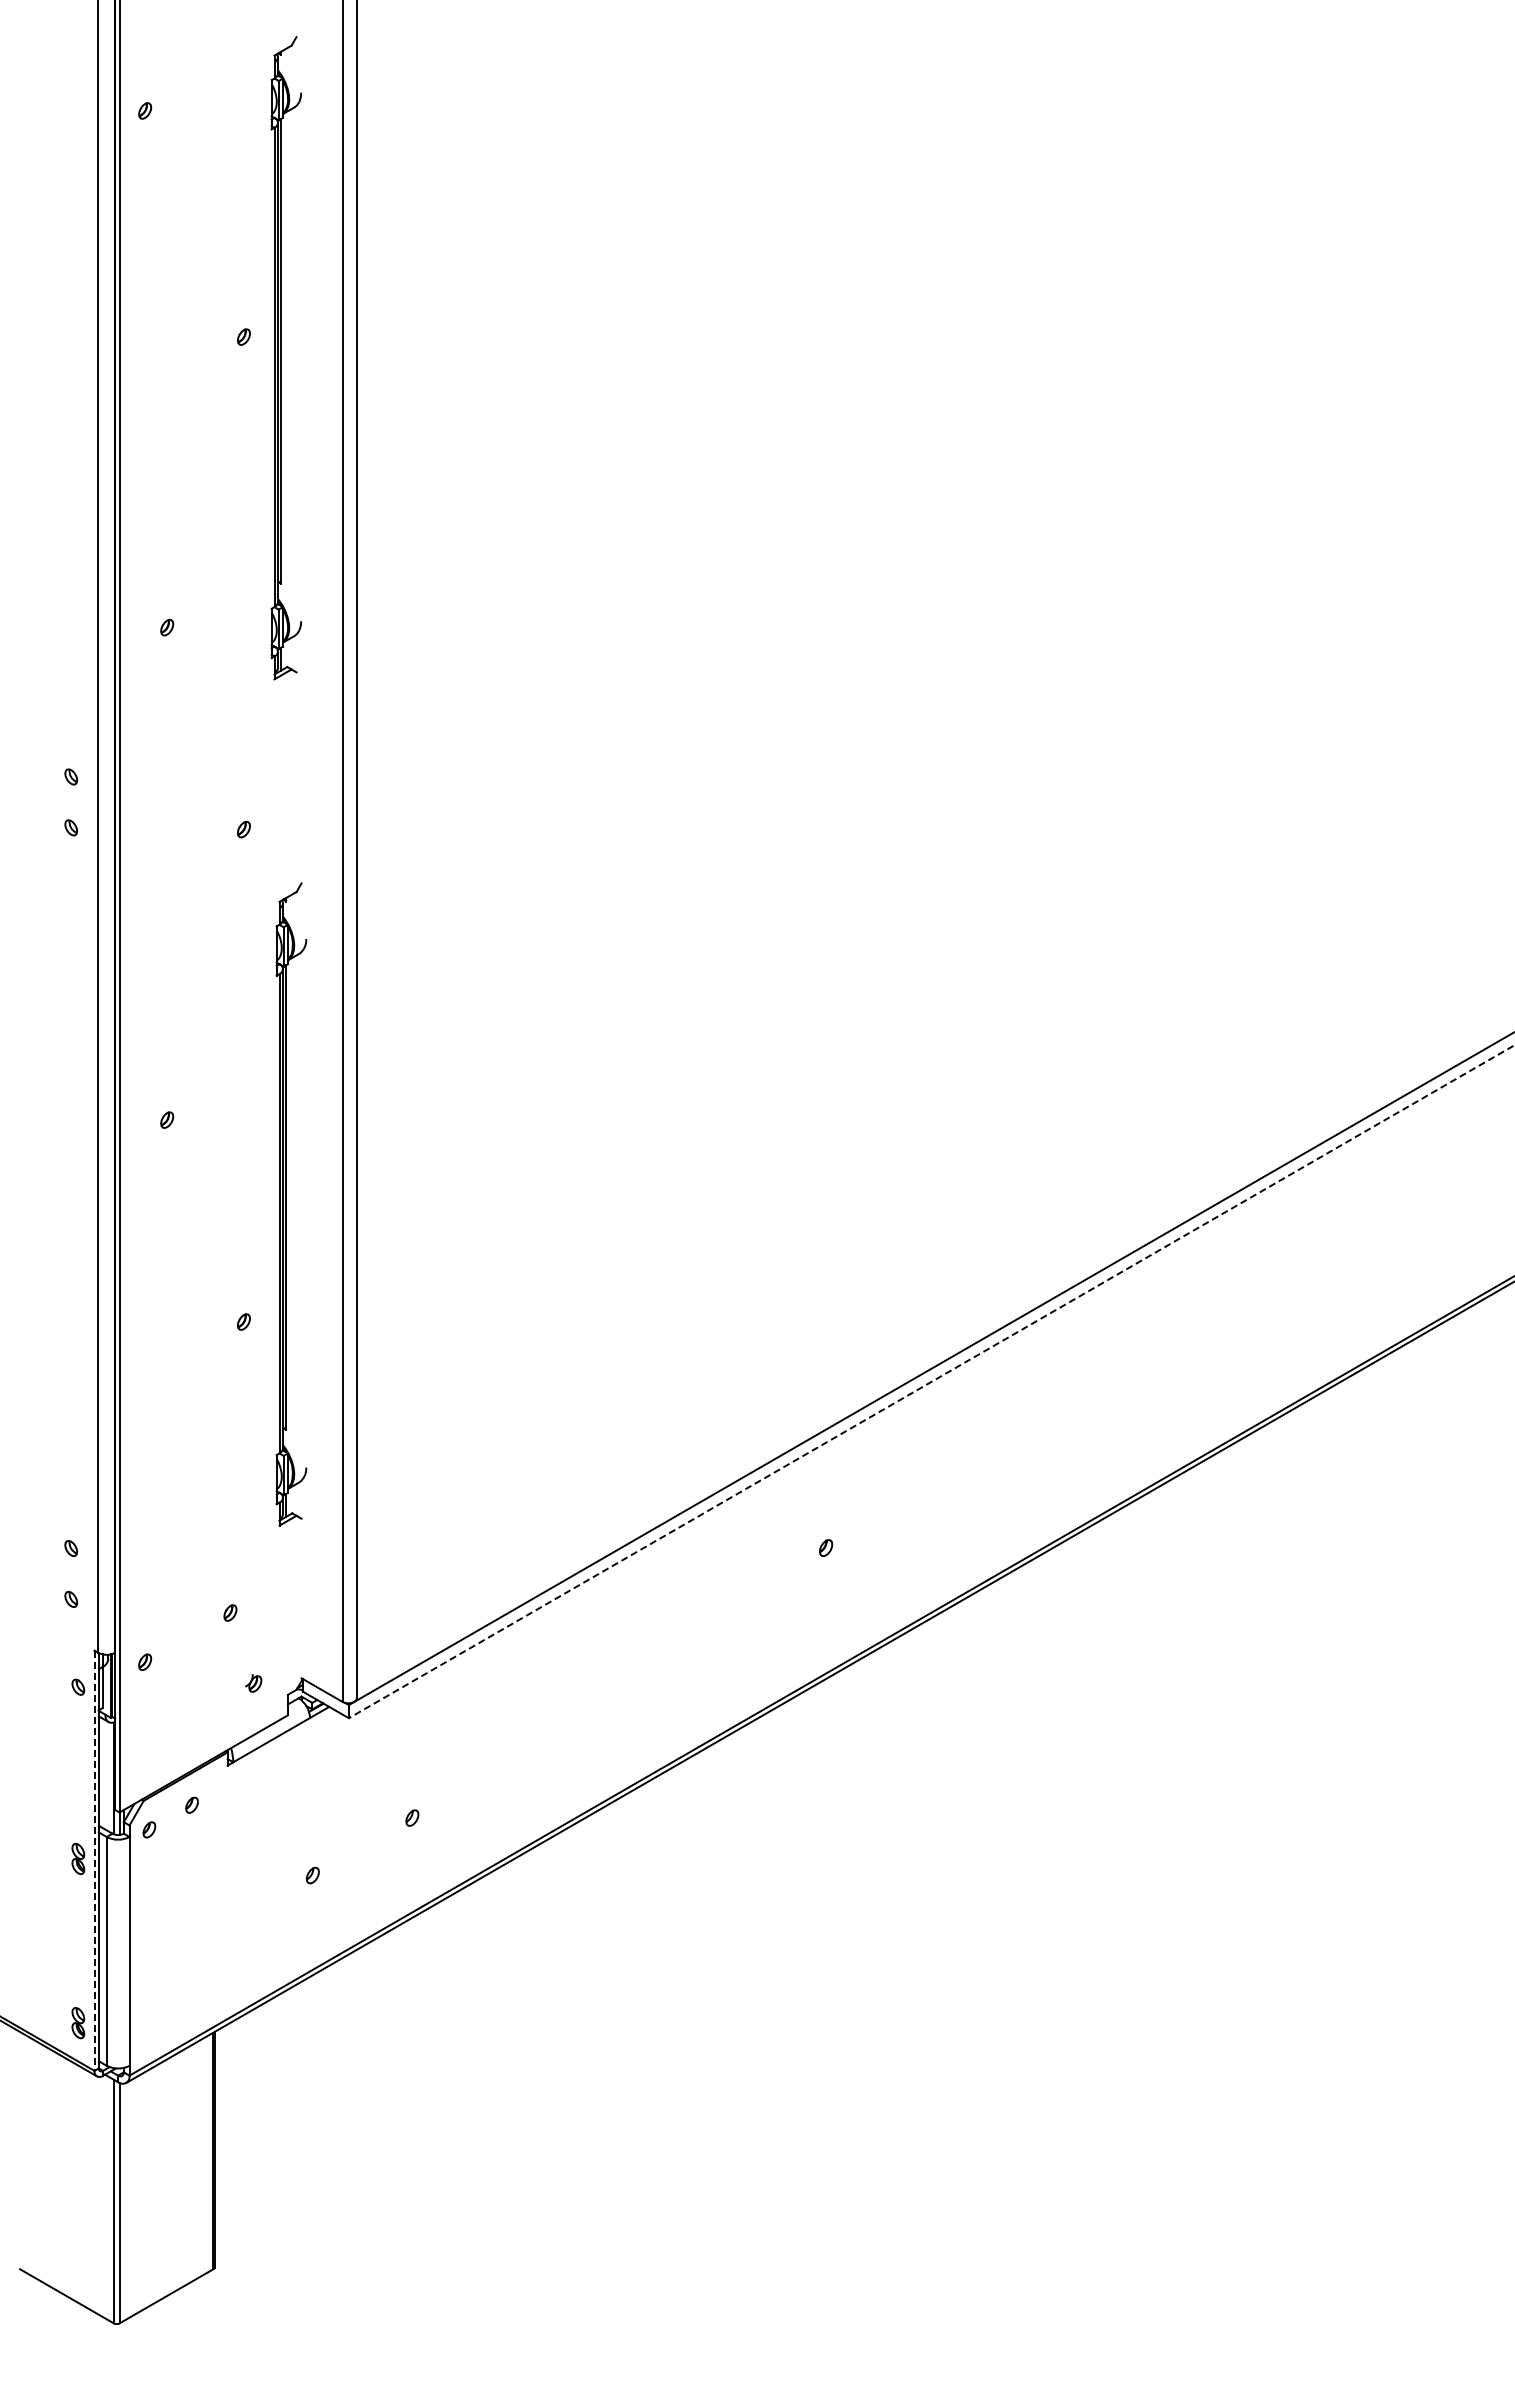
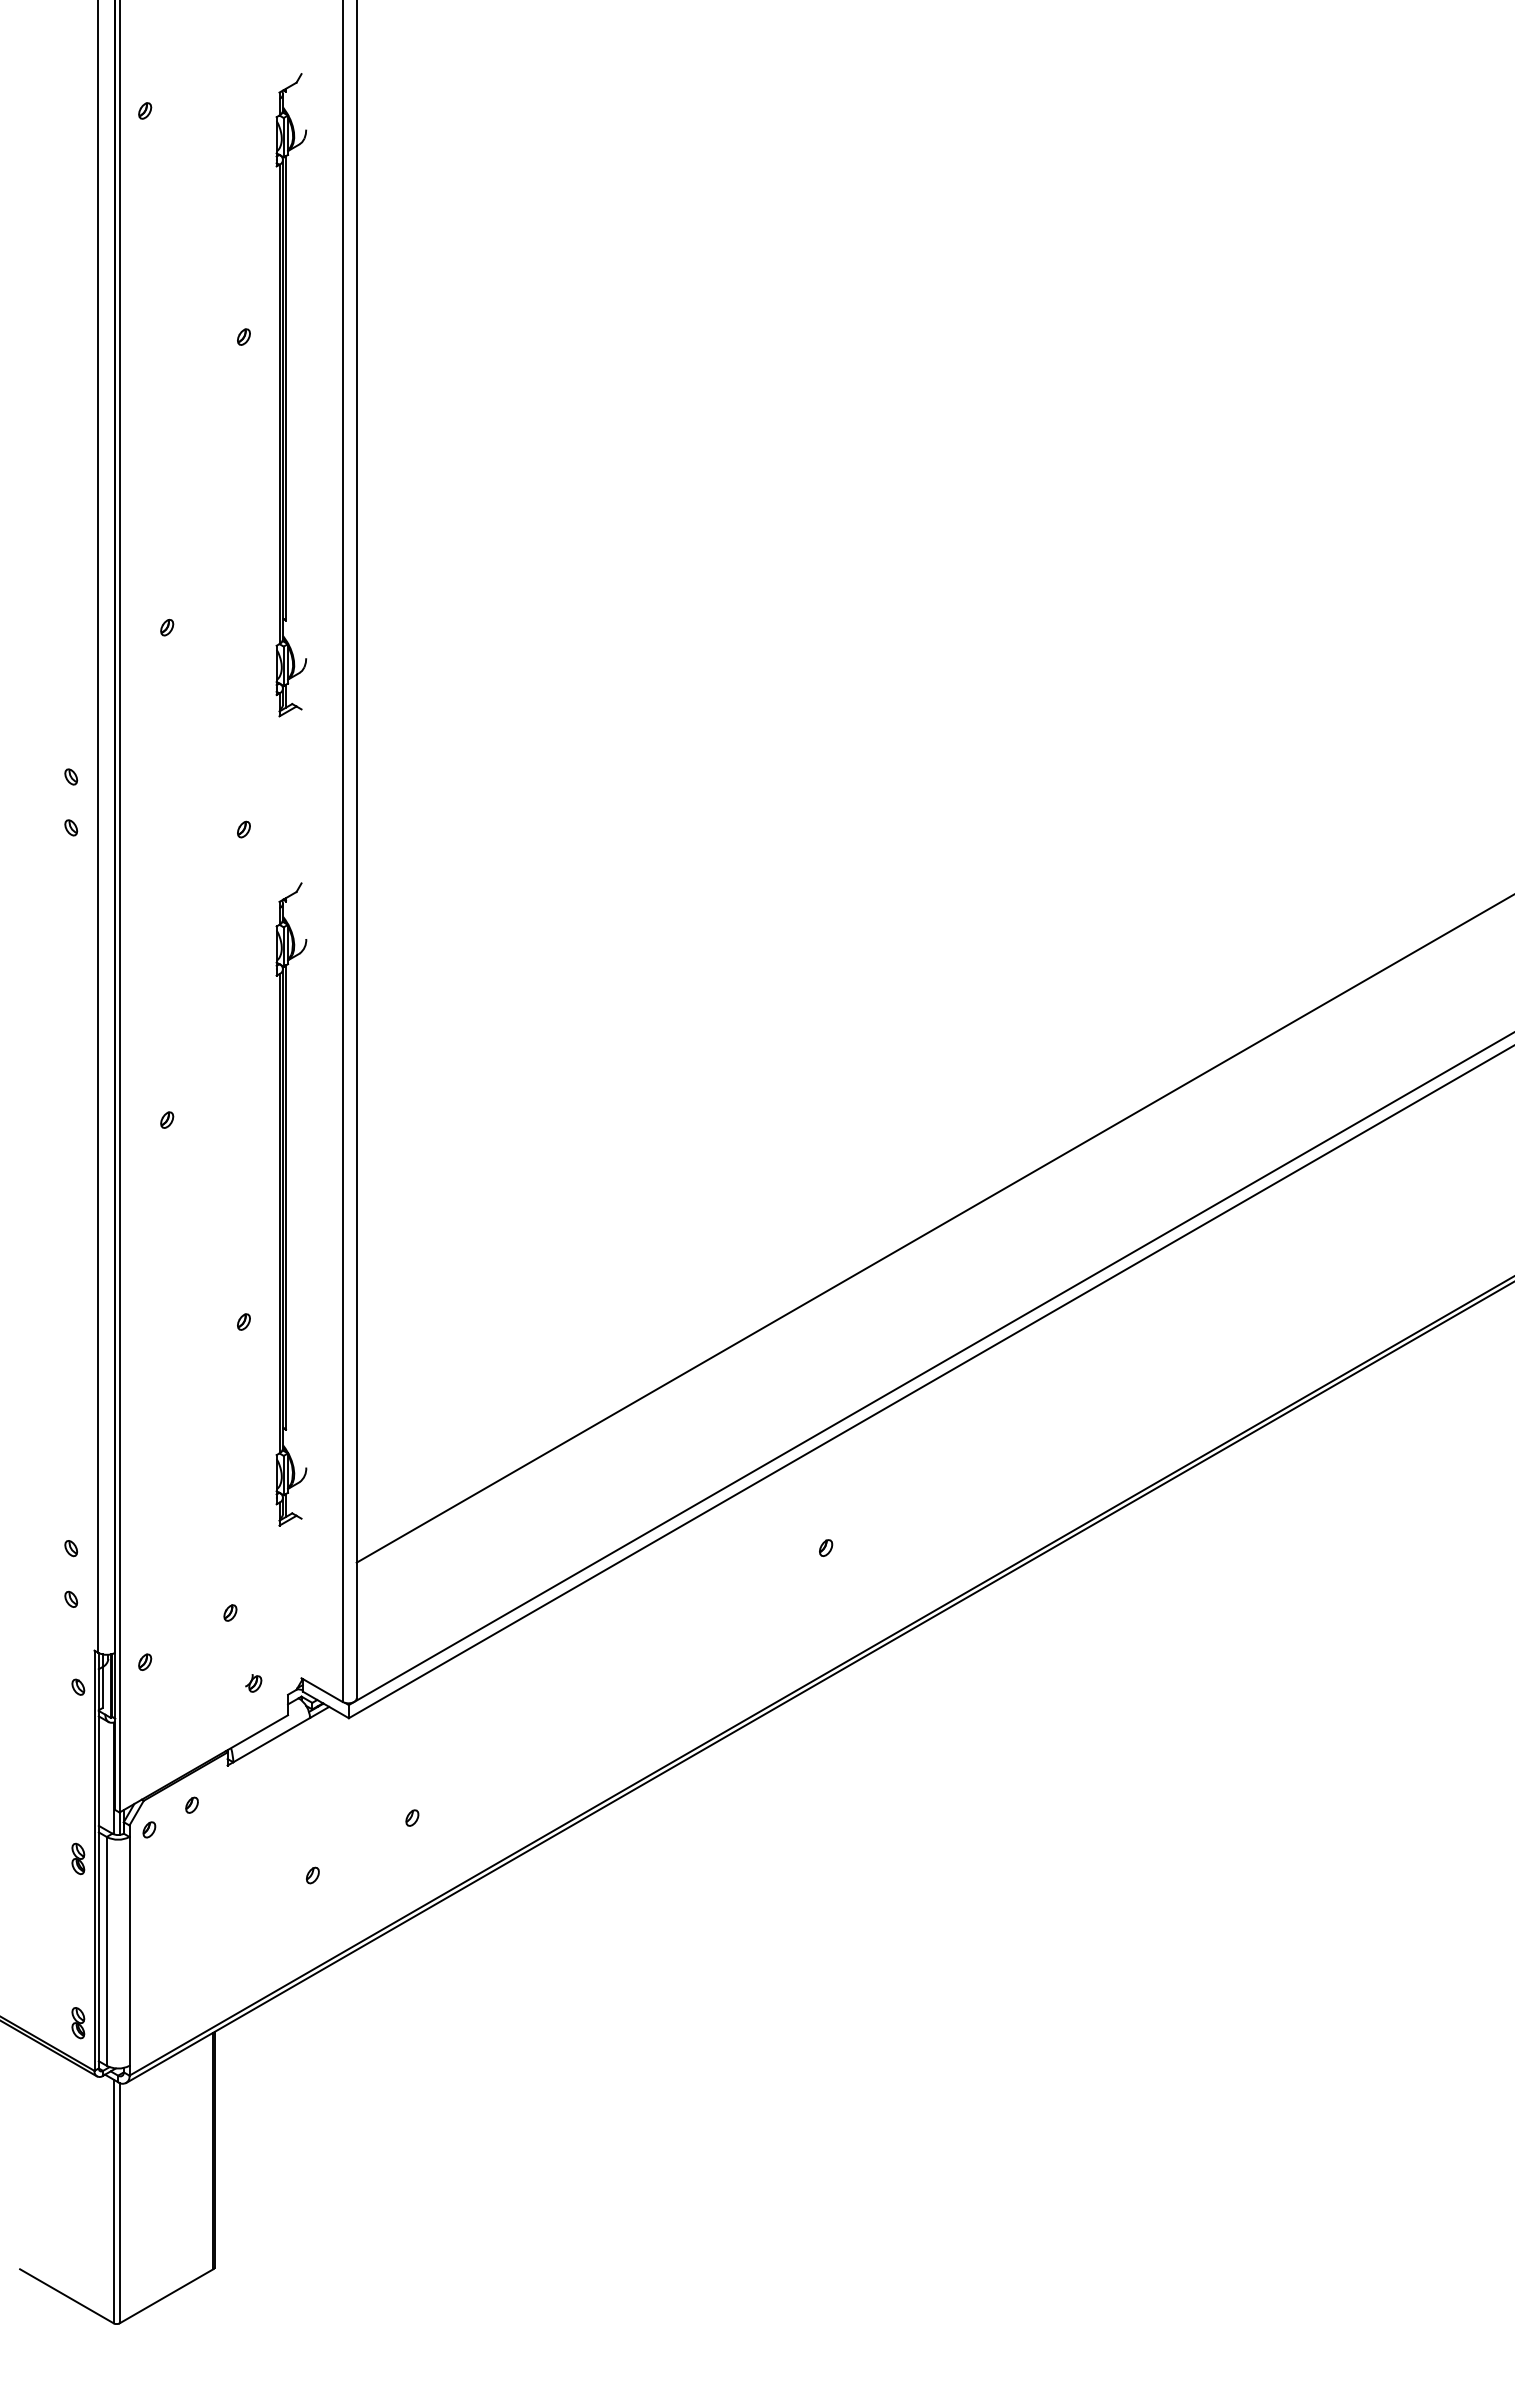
part position: (286, 358) -> (291, 395) (291, 395)
line: none -> present (933, 1229)
line: dashed -> solid (931, 1381)
line: dashed -> solid (94, 1861)
